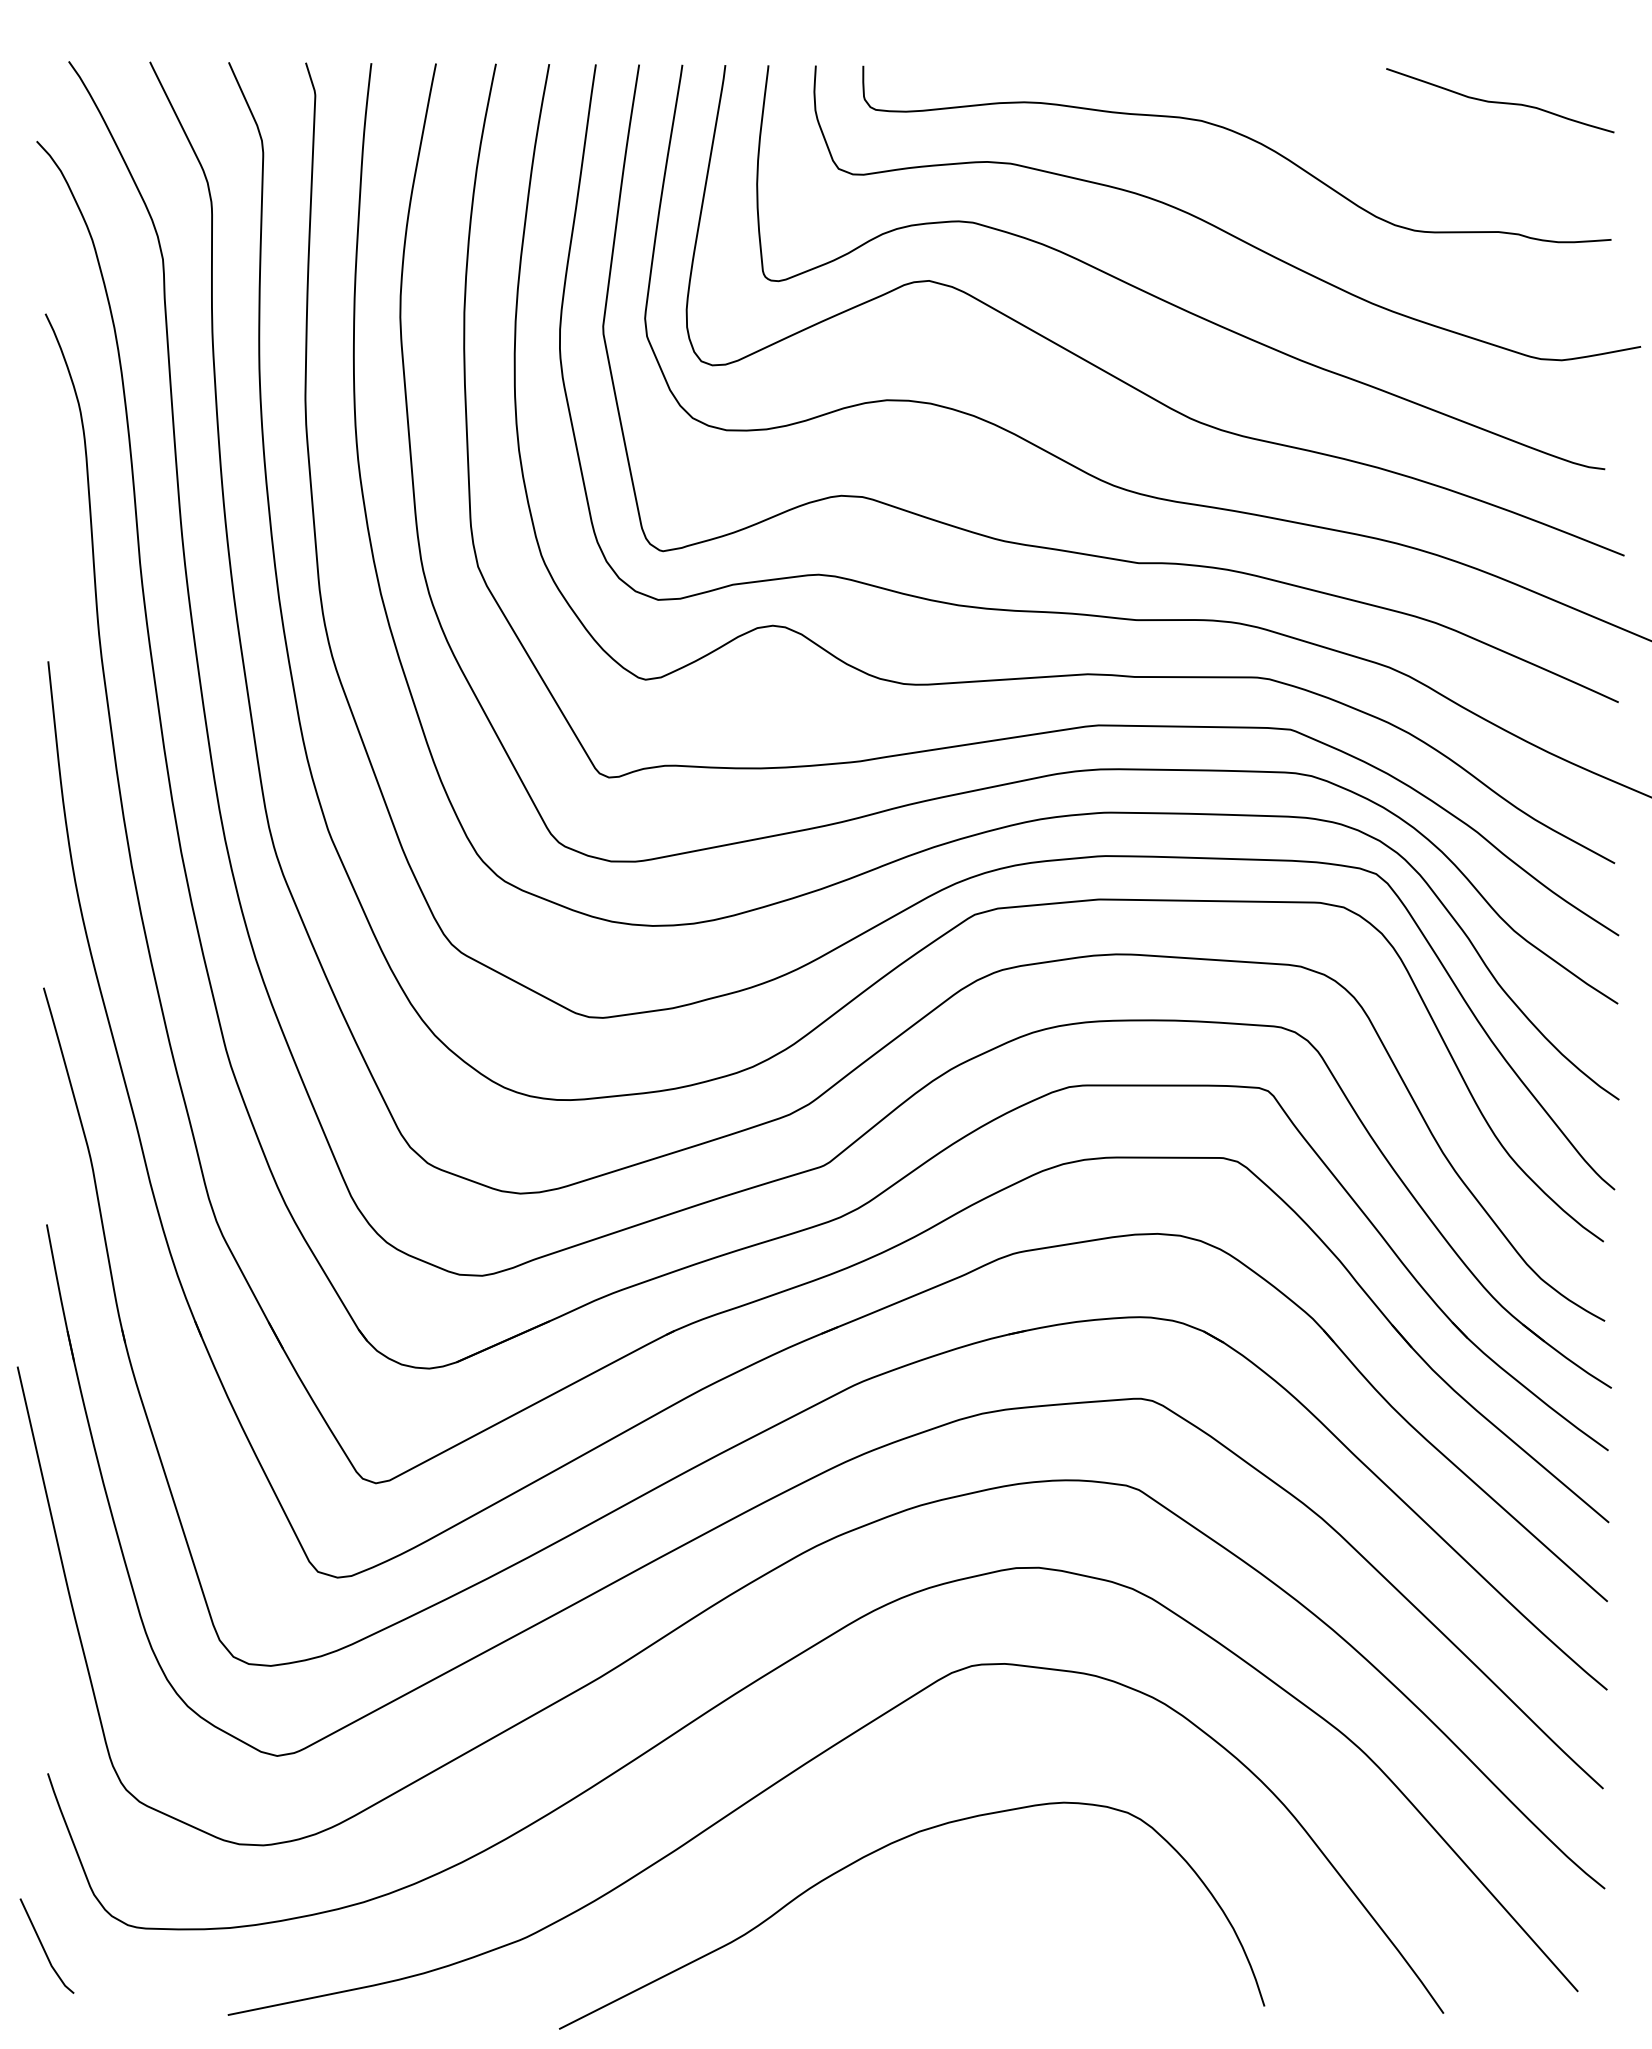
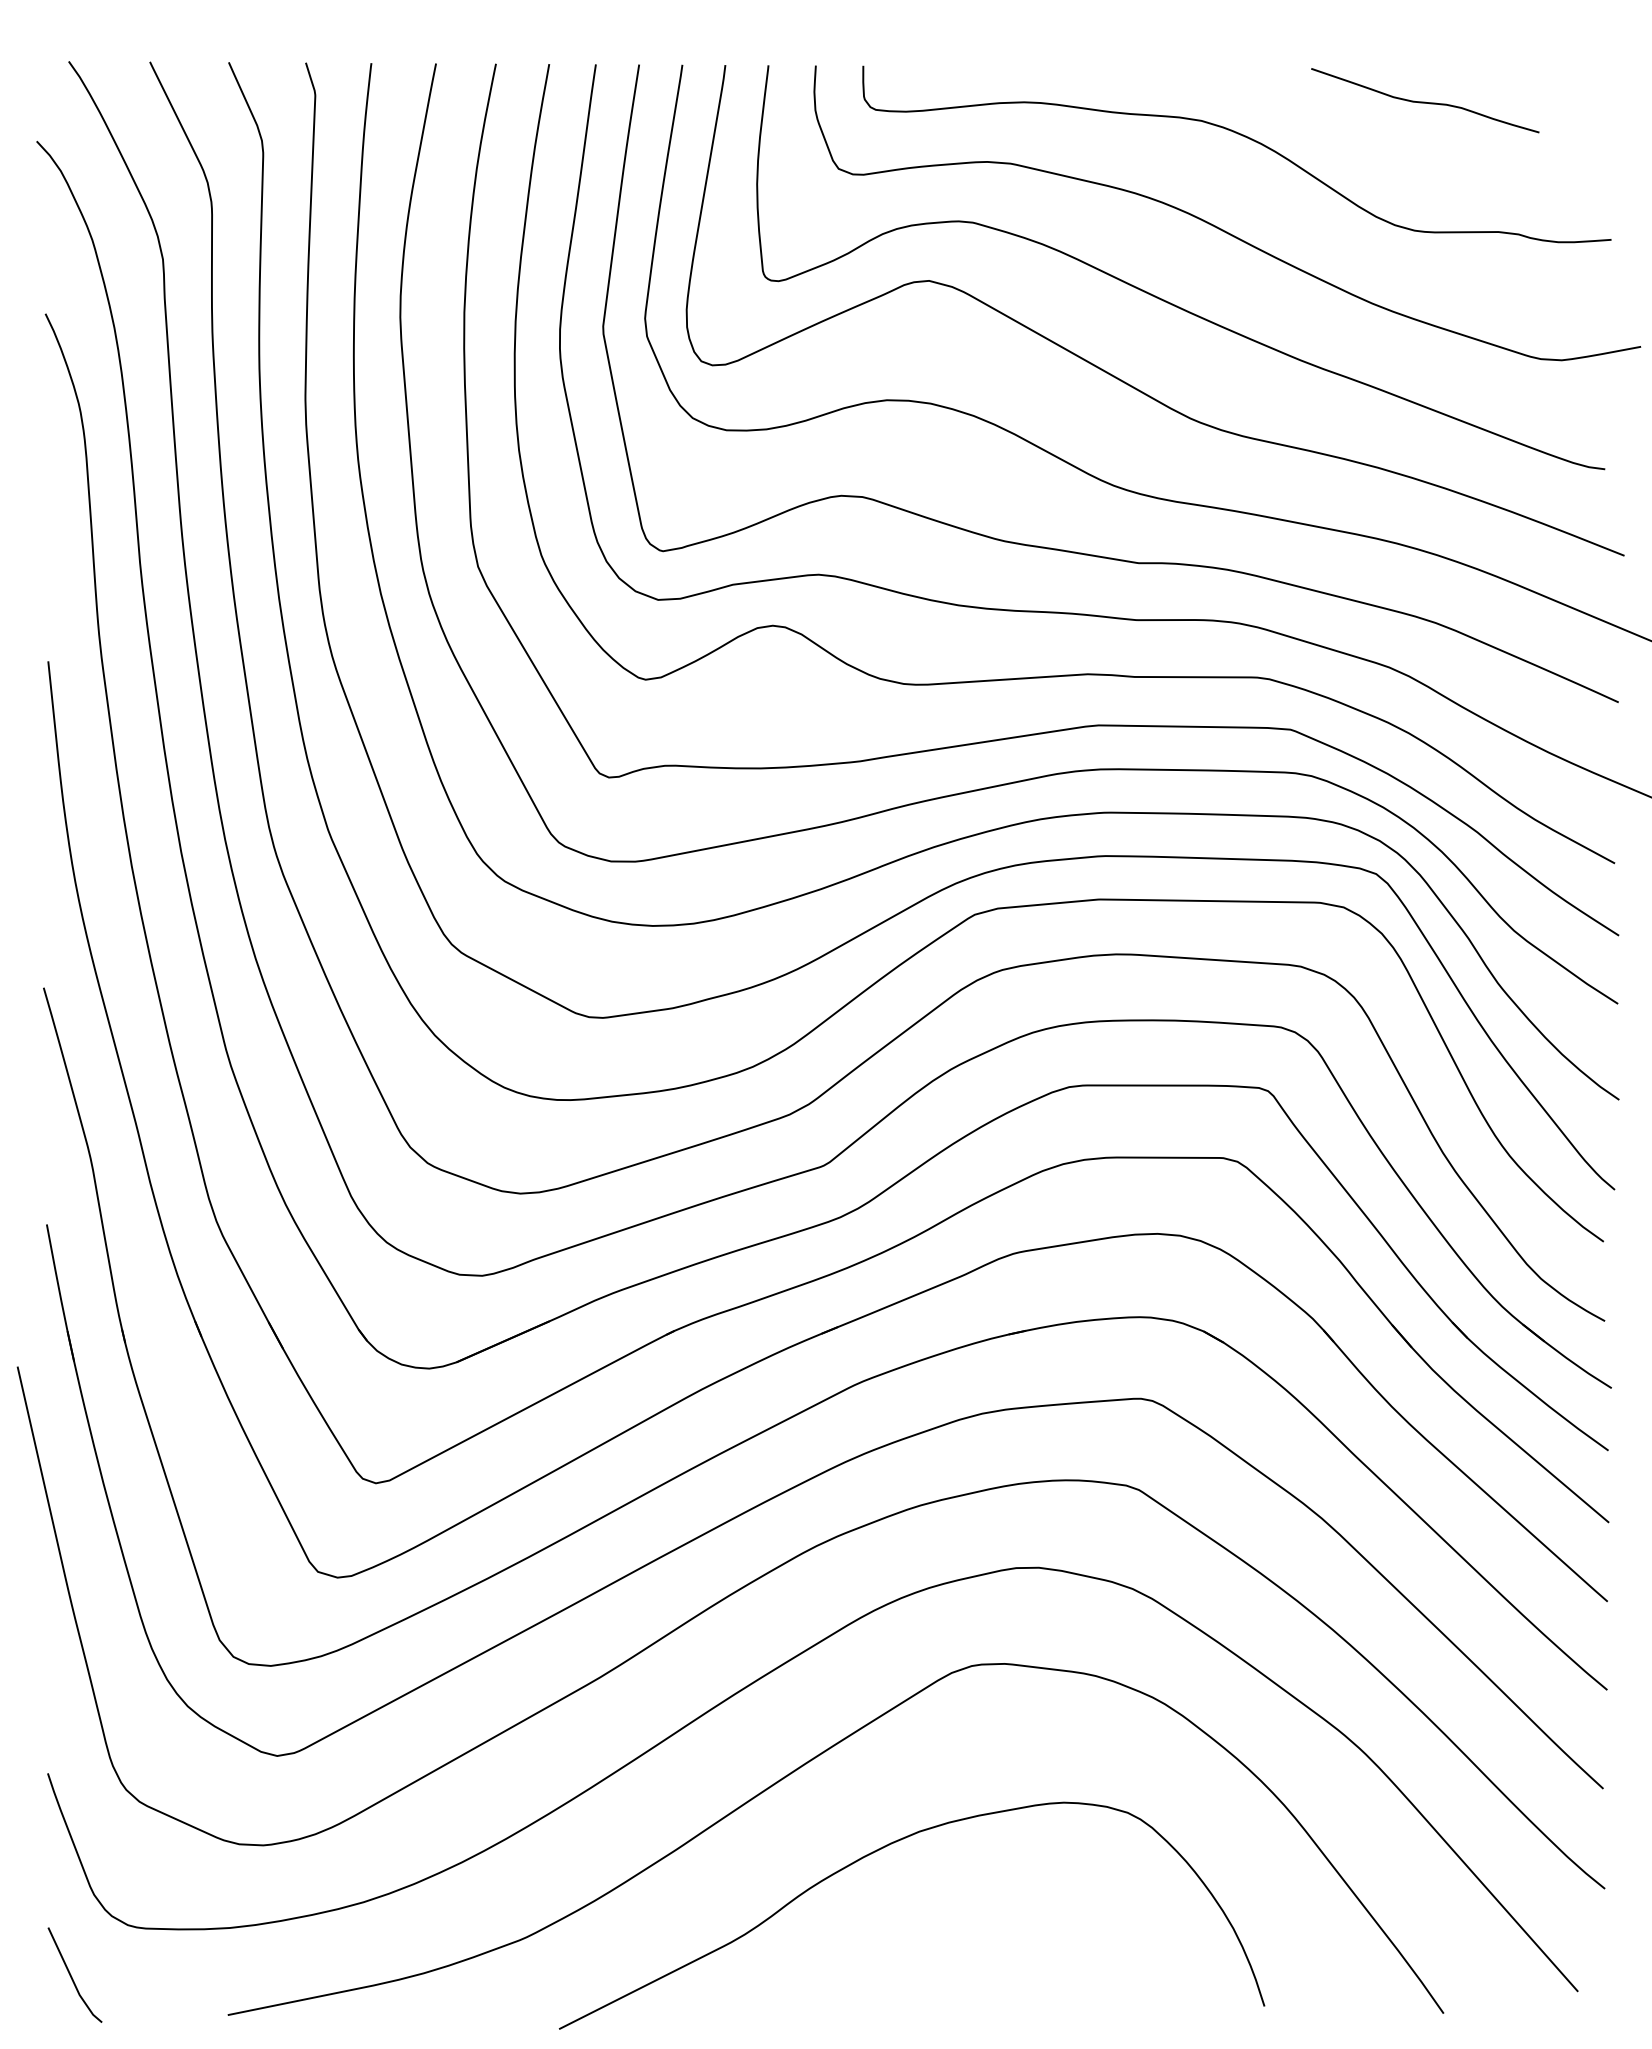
curve position: (1500, 101) -> (1425, 101) (1425, 101)
line position: (44, 1947) -> (72, 1976) (72, 1976)
